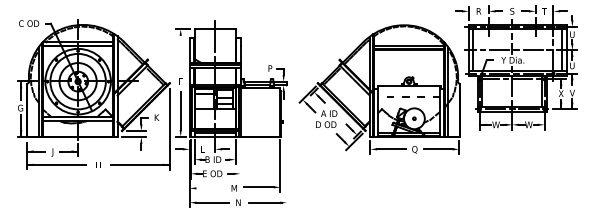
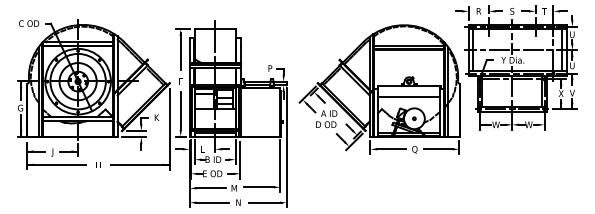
line: none -> present (180, 51)
line: dashed -> solid (408, 96)
line: none -> present (286, 147)
line: none -> present (240, 160)
line: none -> present (210, 188)
